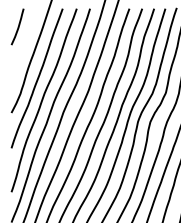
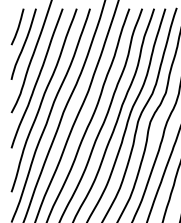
curve: none -> present (23, 43)
